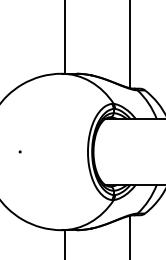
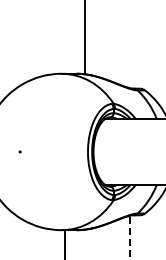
line position: (64, 37) -> (84, 37) (84, 37)
line: present -> none (130, 45)
line: solid -> dashed (130, 237)
